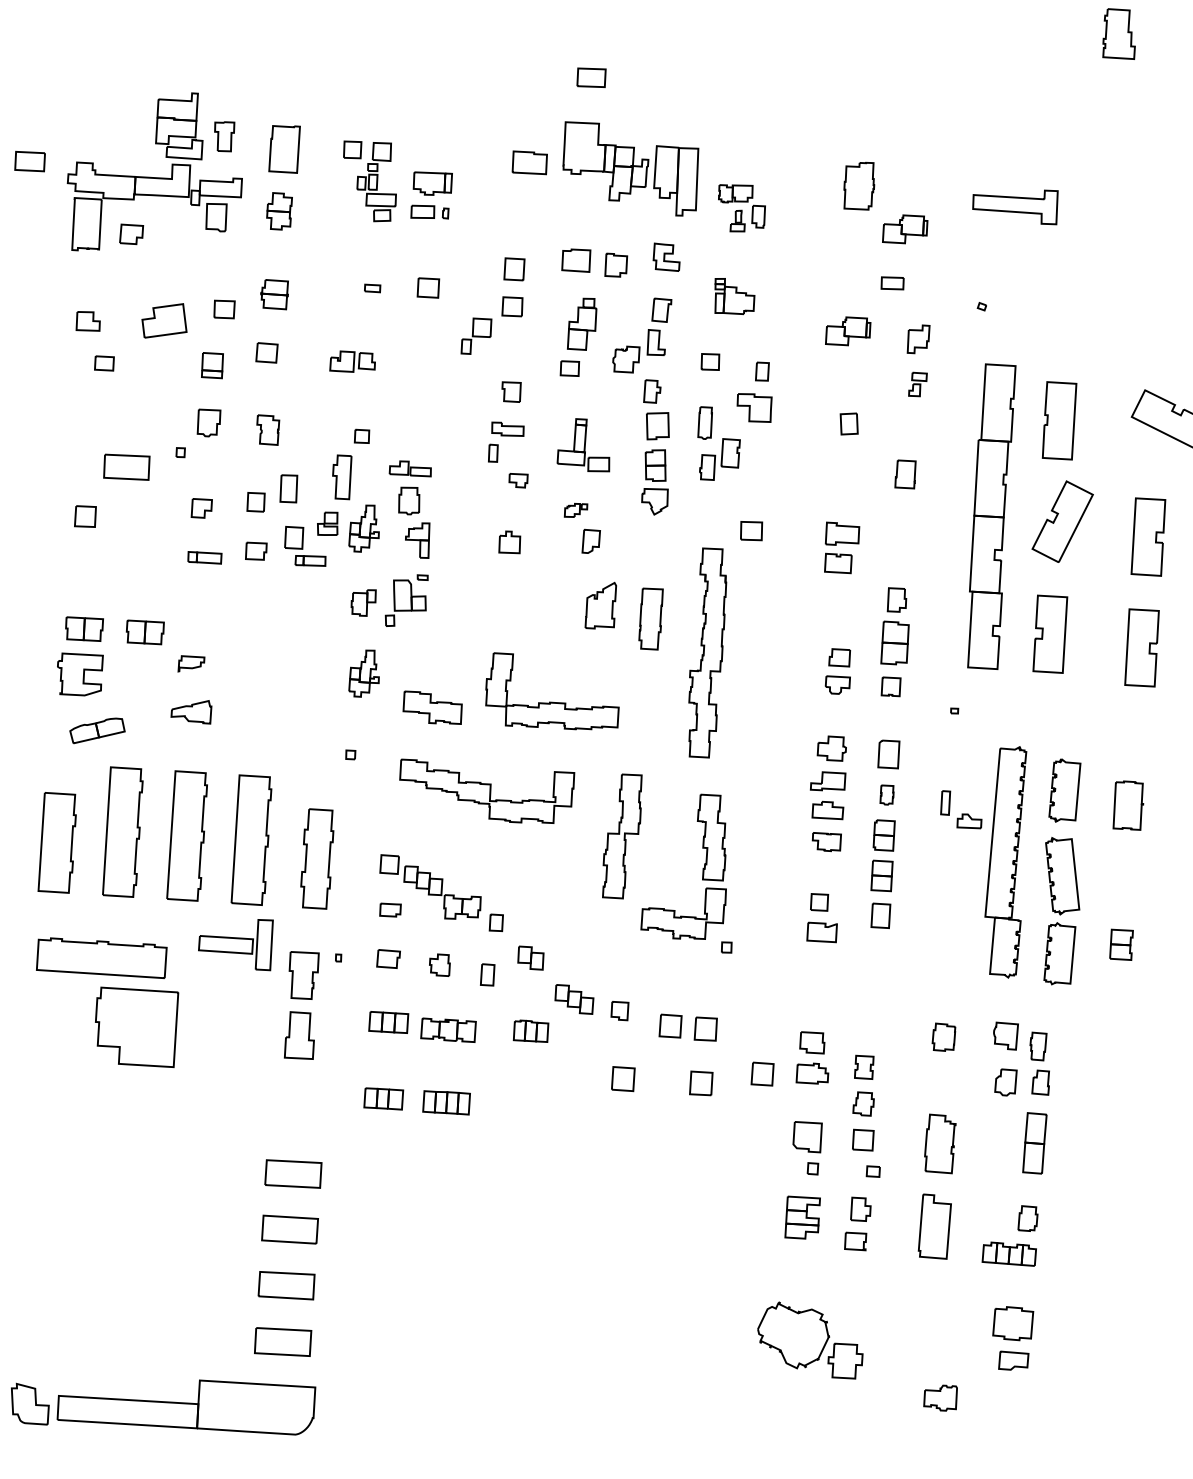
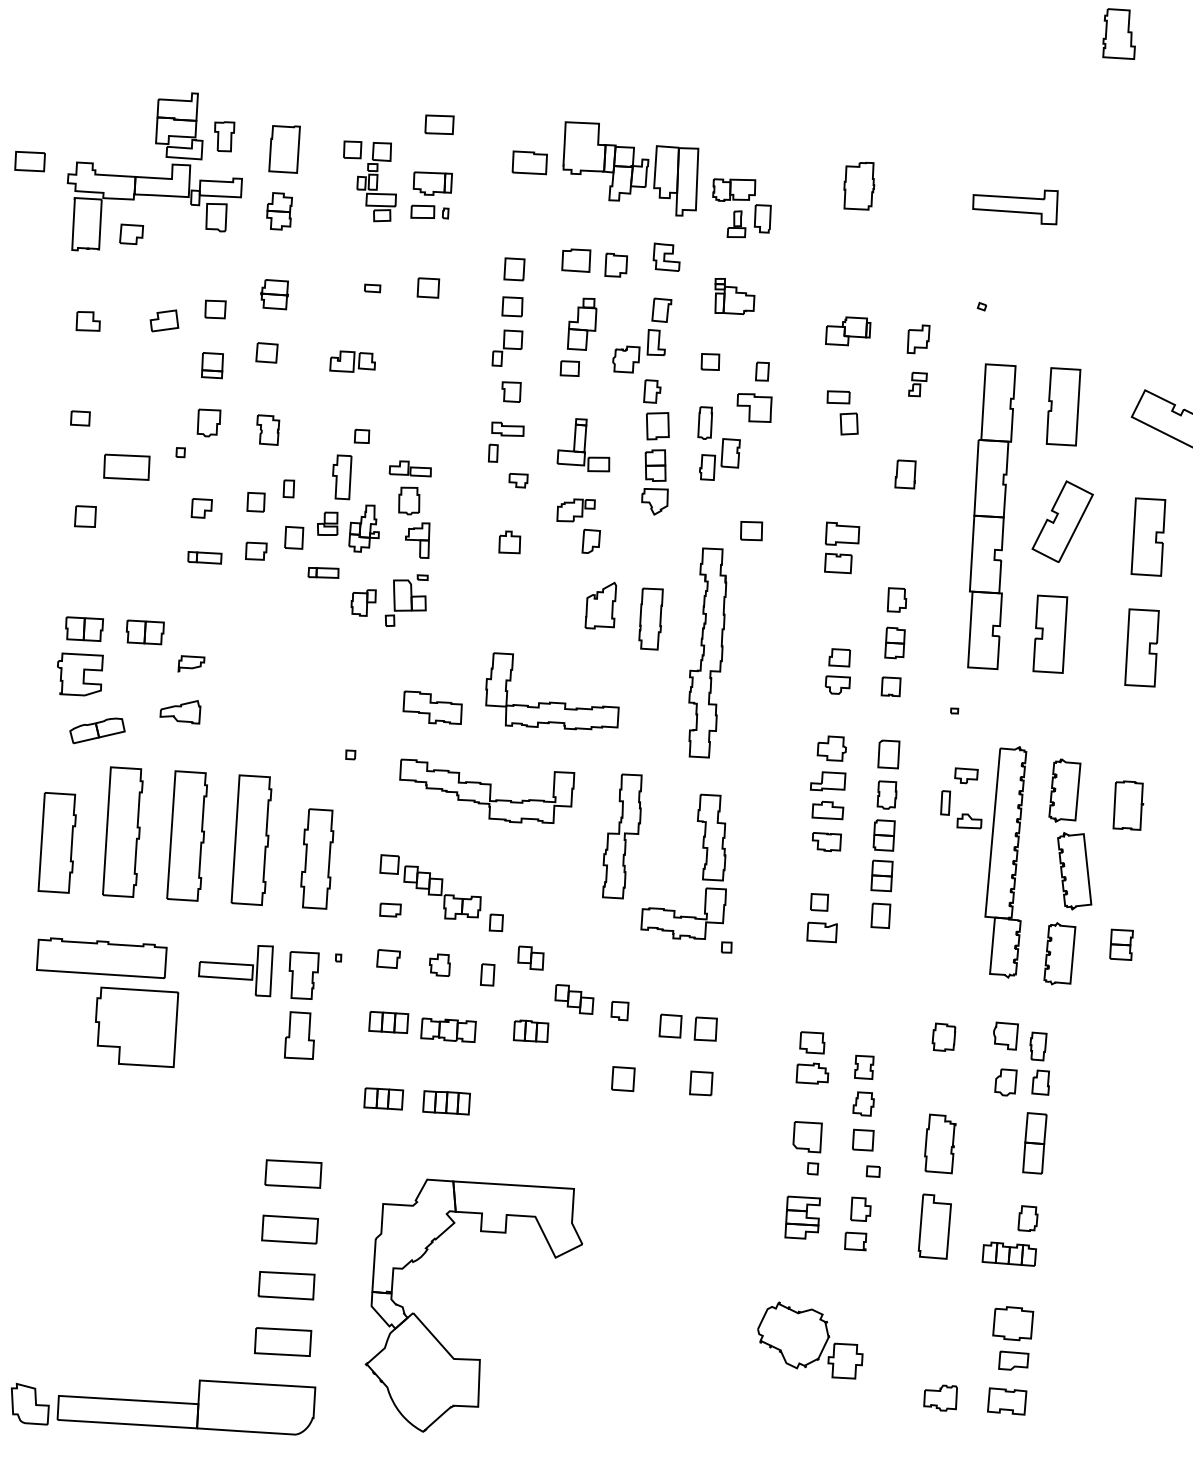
part position: (591, 77) -> (439, 124) (439, 124)
part size: 48x49 px -> 60x61 px (741, 208)
part: present -> none (905, 229)
part position: (892, 283) -> (838, 397) (838, 397)
part position: (224, 309) -> (215, 309) (215, 309)
part size: 47x36 px -> 31x24 px (164, 320)
part position: (476, 335) -> (507, 347) (507, 347)
part position: (104, 363) -> (80, 418) (80, 418)
part position: (1059, 420) -> (1063, 406) (1063, 406)
part size: 20x30 px -> 14x20 px (288, 488)
part size: 26x16 px -> 40x25 px (575, 510)
part position: (310, 560) -> (323, 572) (323, 572)
part size: 30x46 px -> 22x34 px (894, 642)
part: present -> none (363, 673)
part position: (191, 712) -> (180, 712) (180, 712)
part: none -> present (966, 775)
part size: 16x22 px -> 22x30 px (886, 794)
part position: (1062, 876) -> (1074, 871) (1074, 871)
part position: (235, 945) -> (235, 971) (235, 971)
part: present -> none (762, 1073)
part: none -> present (437, 1338)
part: none -> present (1007, 1401)
